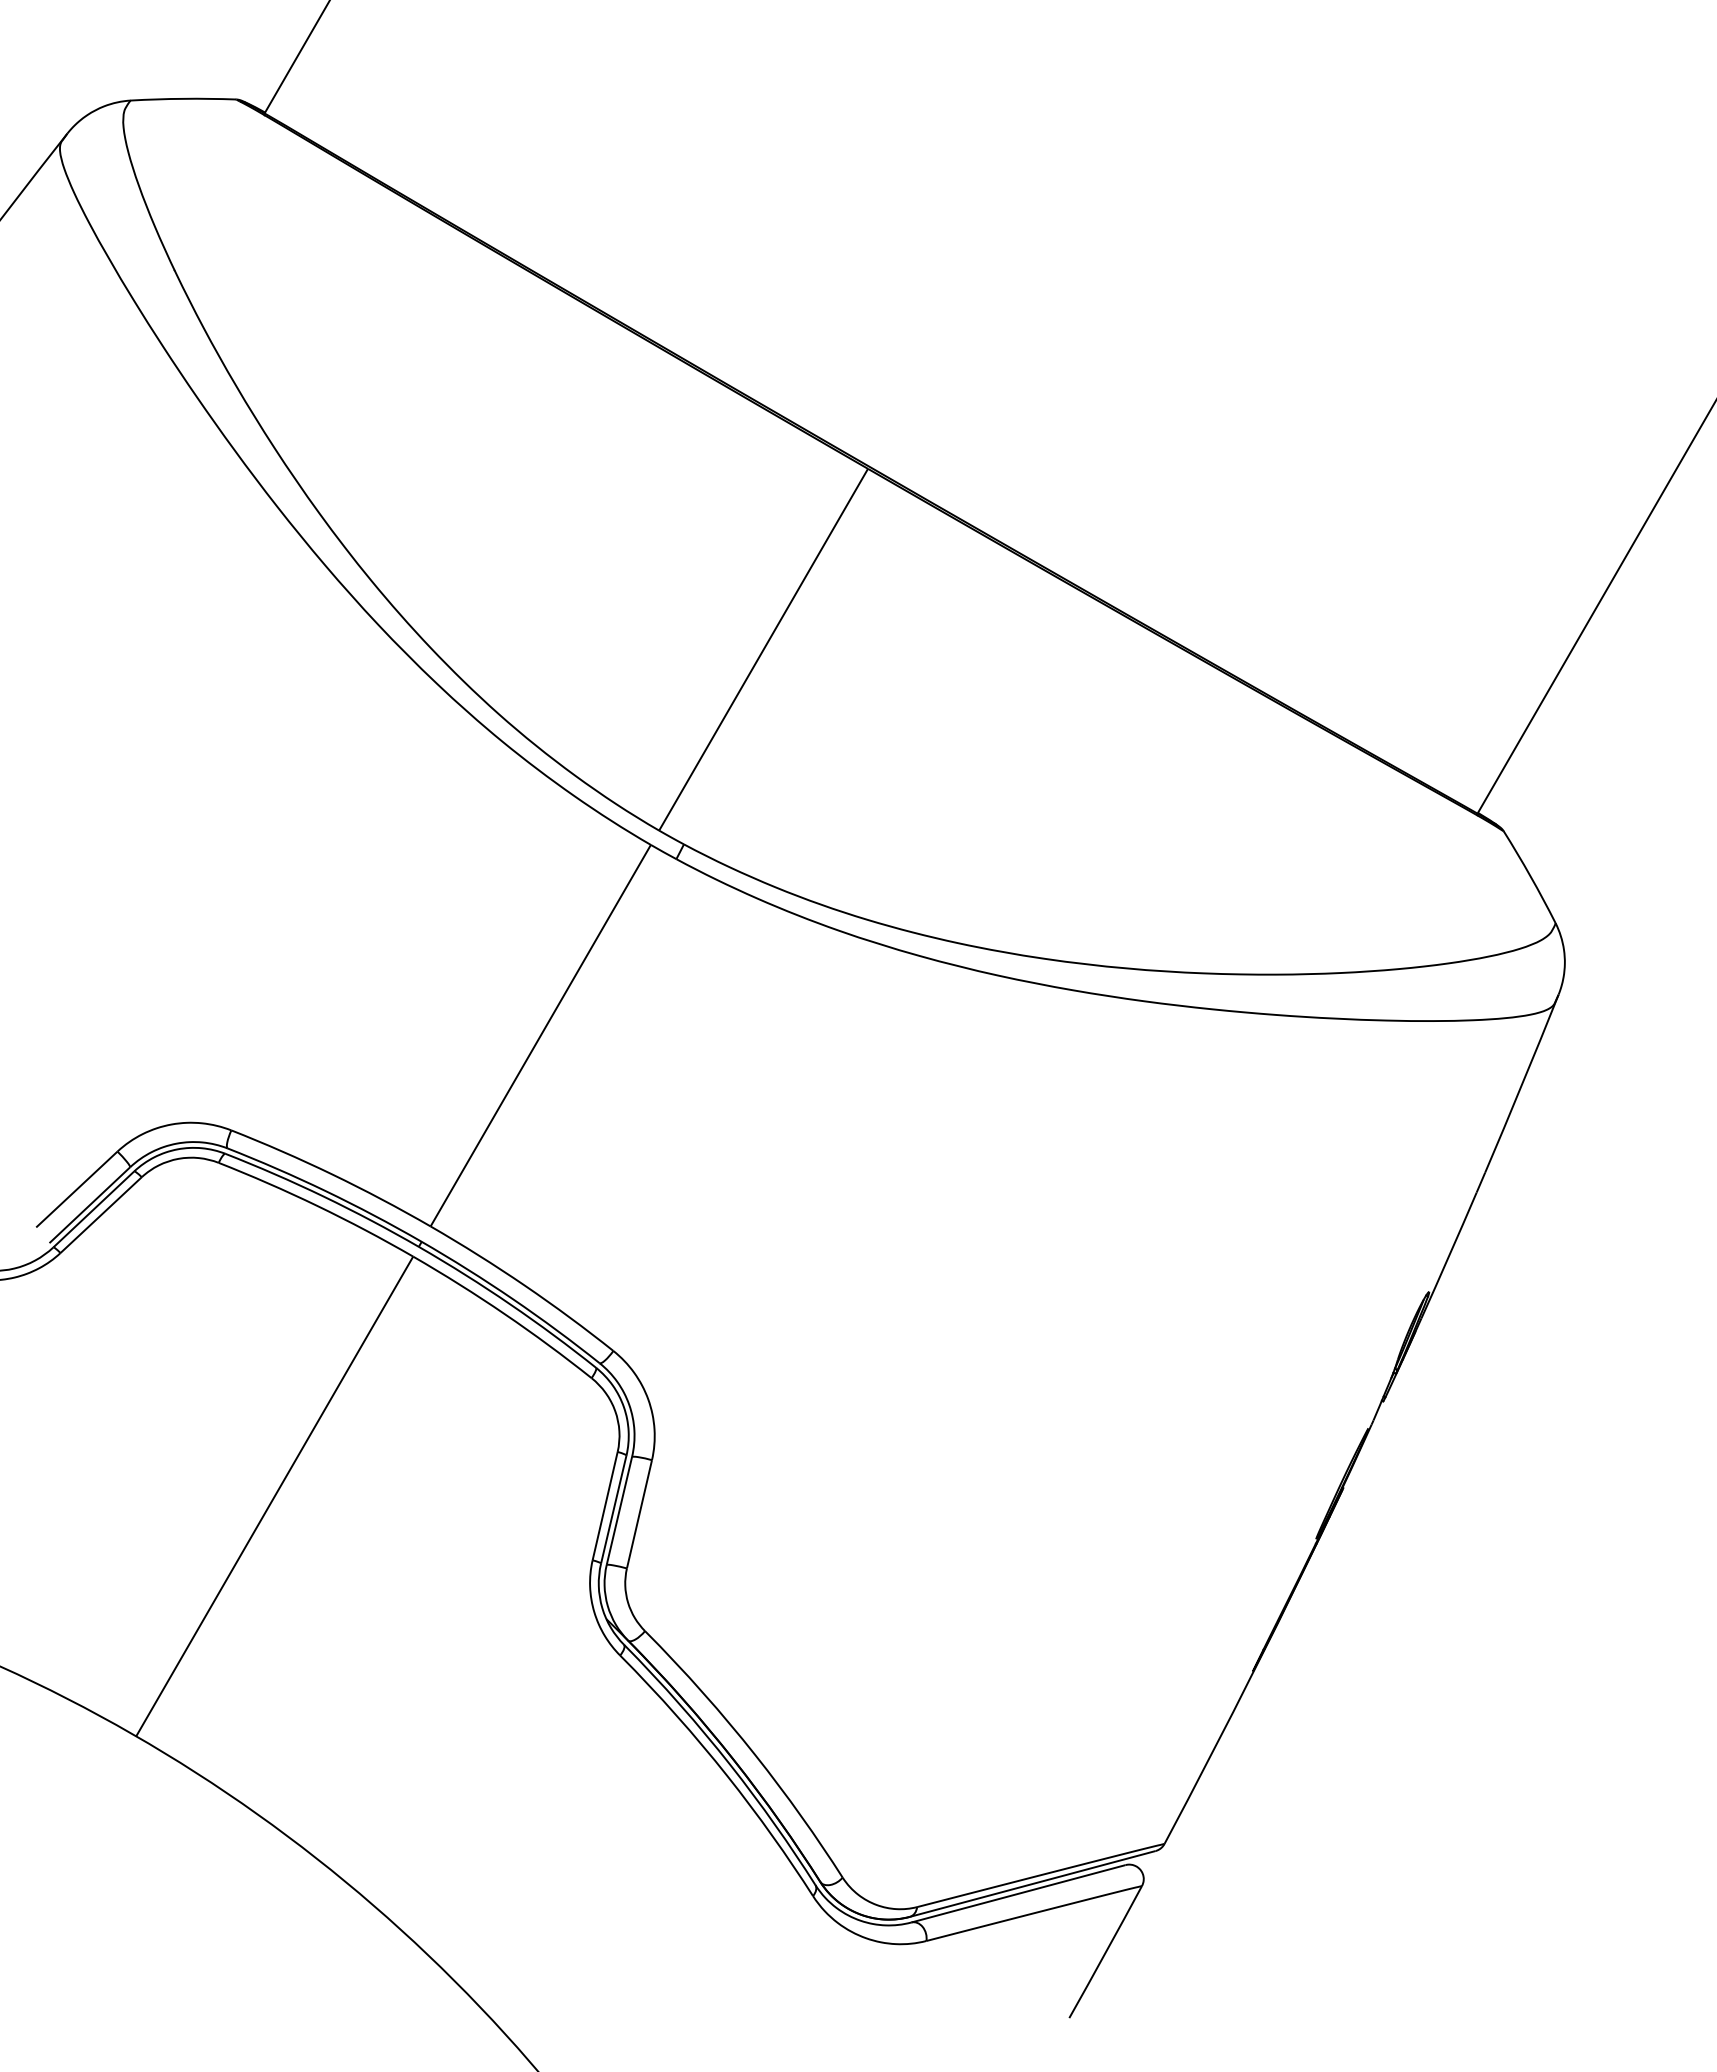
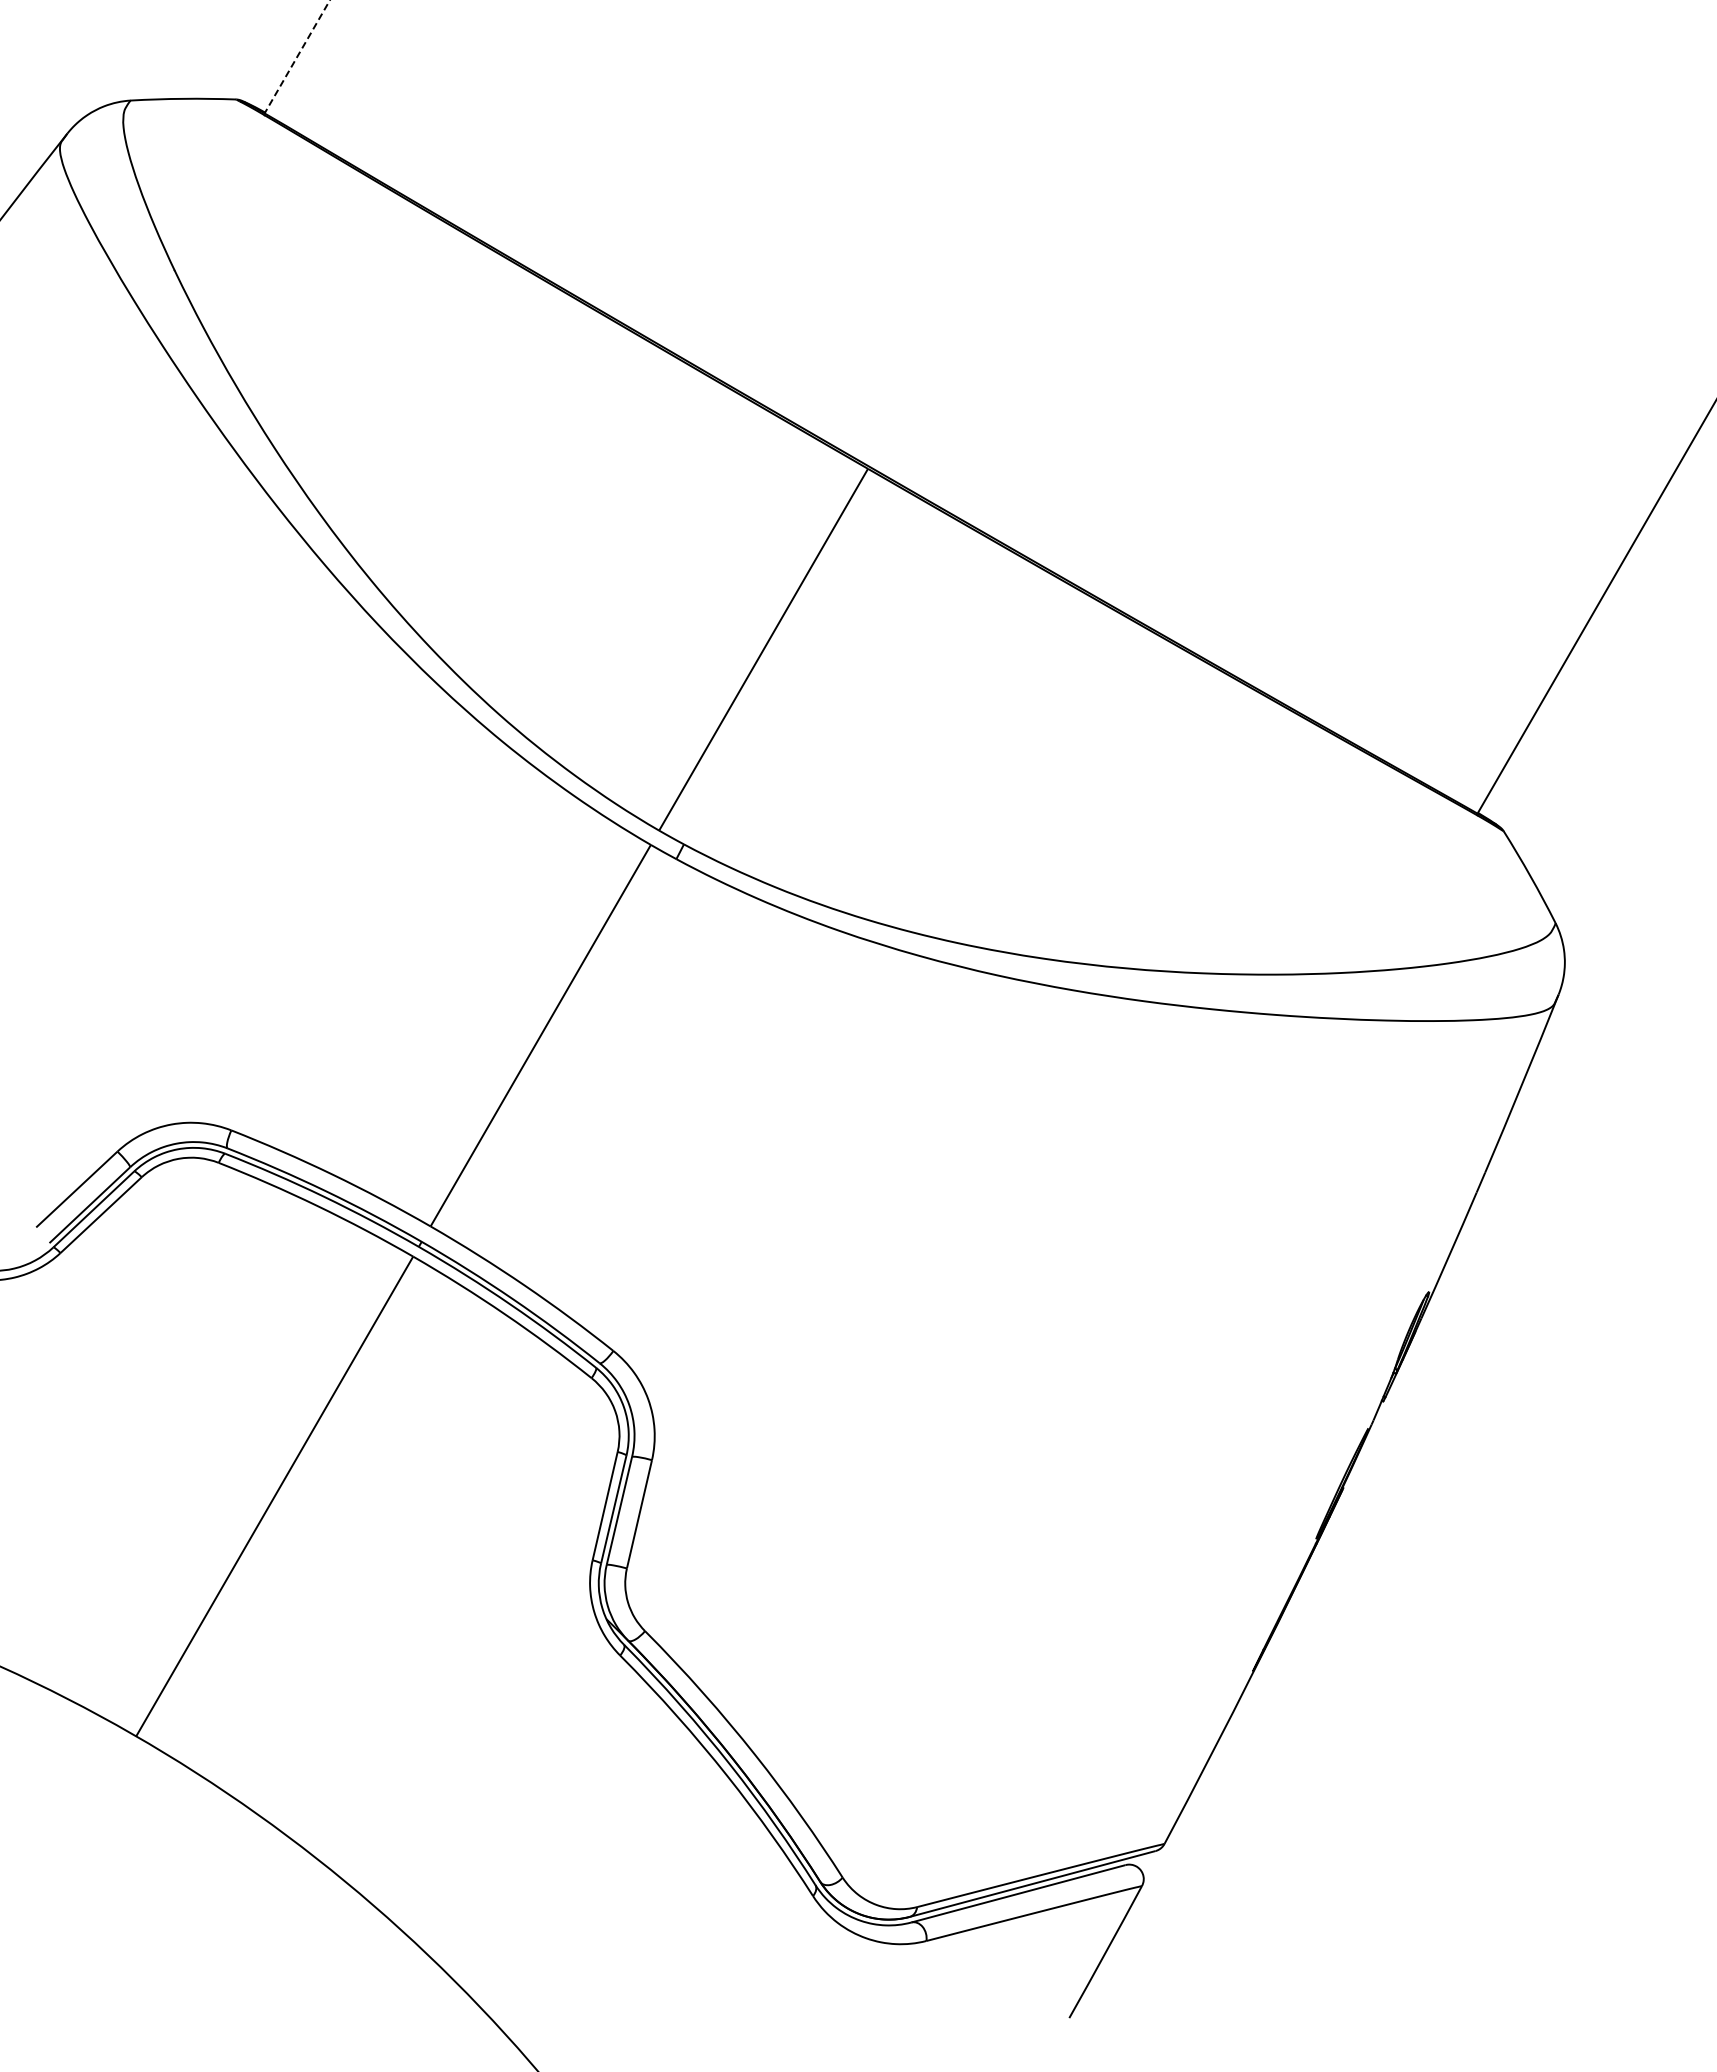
line: solid -> dashed (297, 57)
